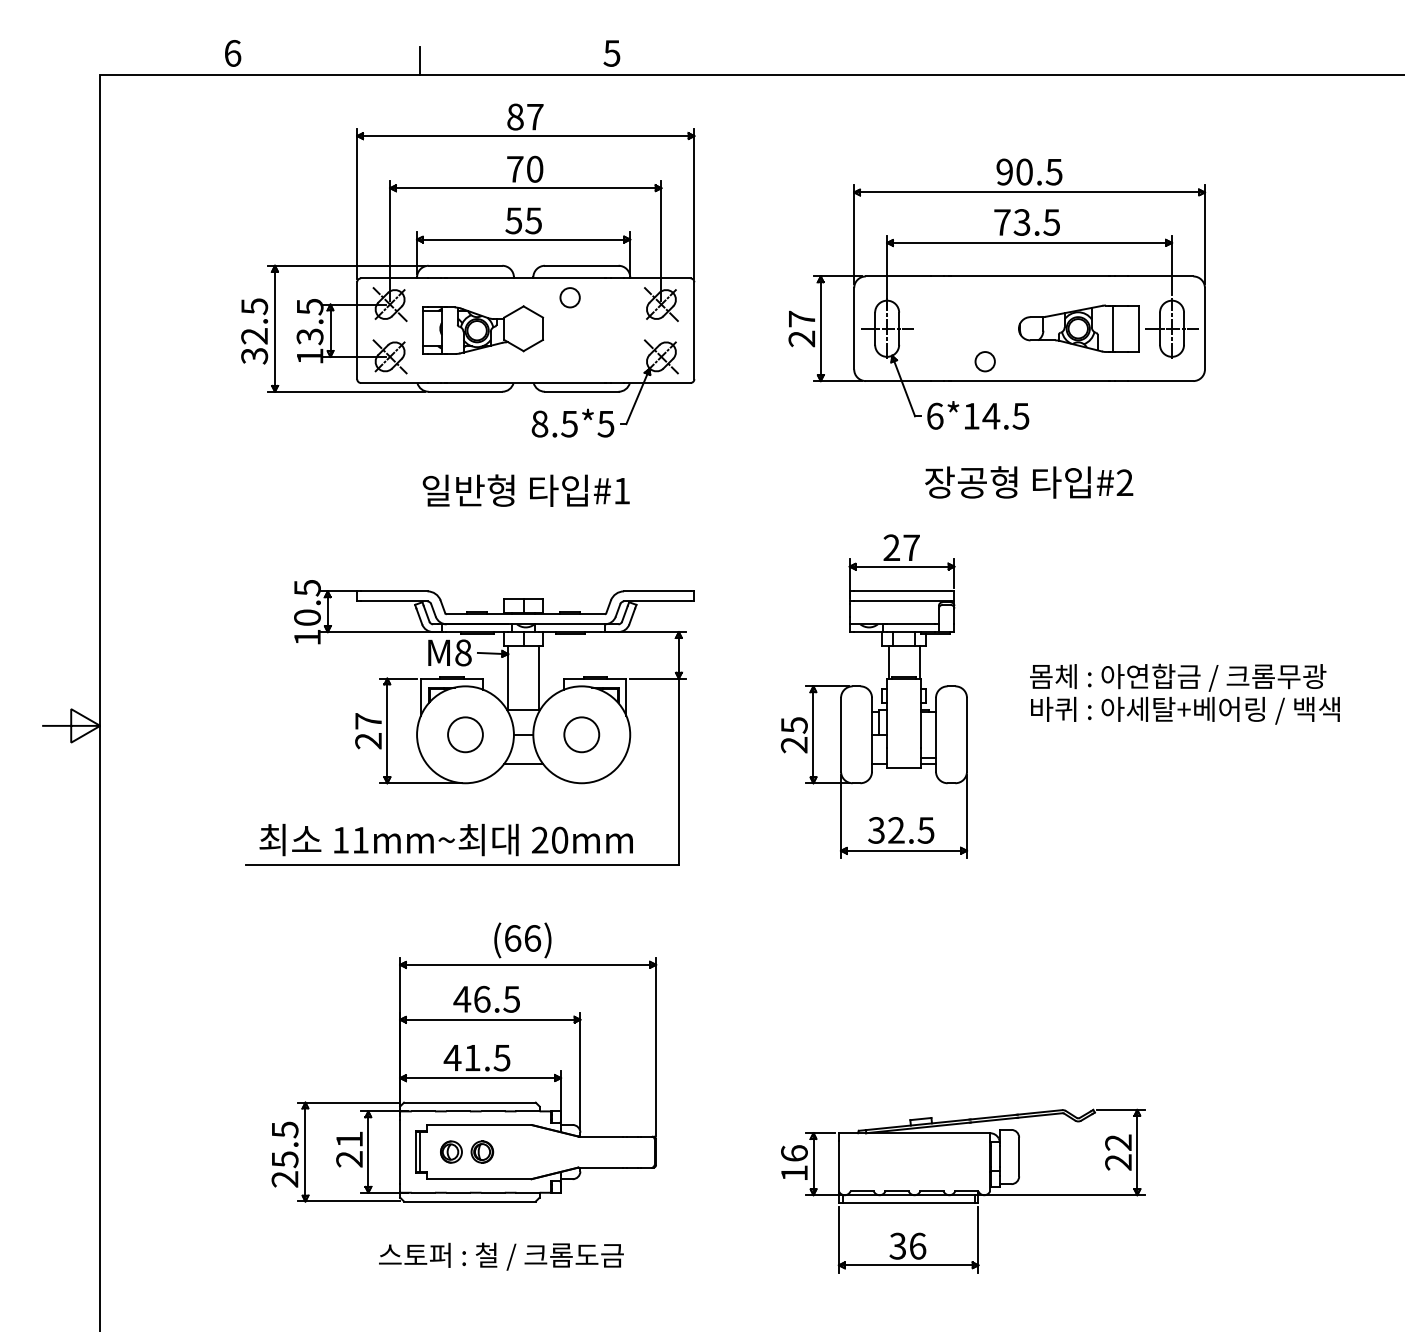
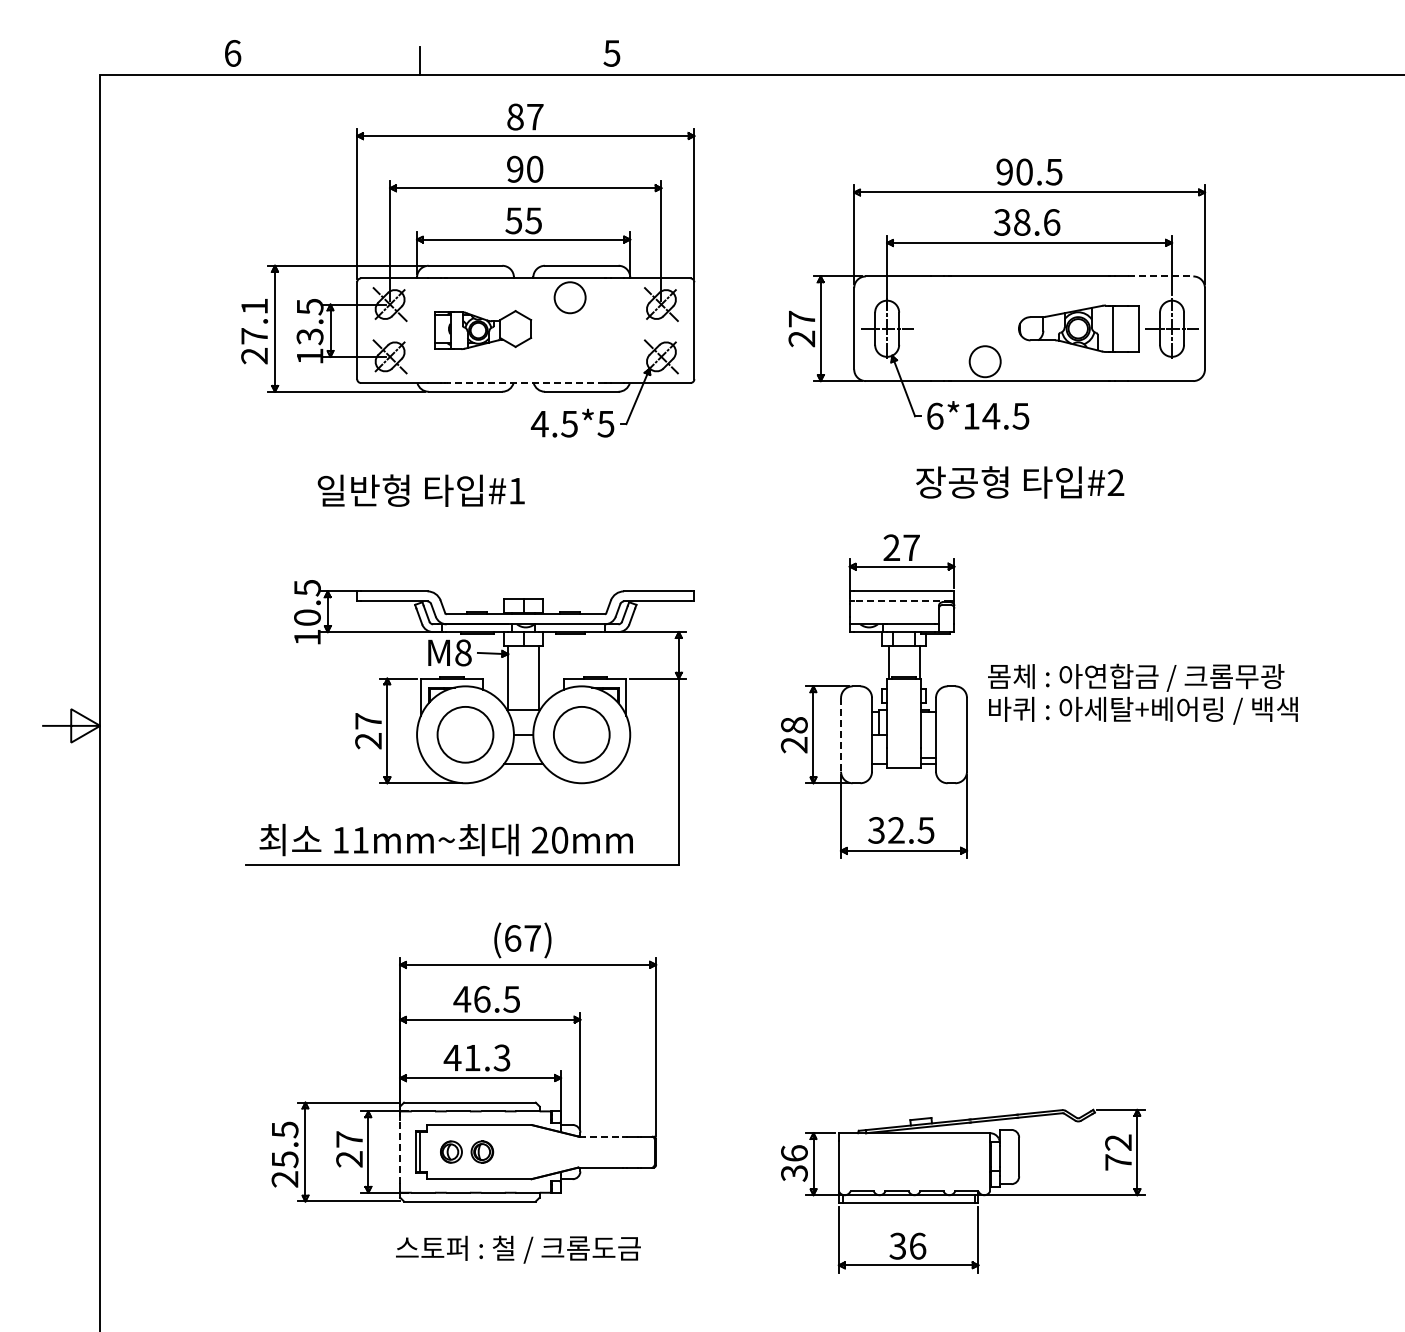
text: 70 -> 90 (515, 168)
text: 73.5 -> 38.6 (1026, 222)
line: solid -> dashed (1160, 276)
circle diameter: 19 px -> 31 px (569, 297)
part size: 123x50 px -> 99x40 px (483, 329)
text: 32.5 -> 27.1 (254, 331)
circle diameter: 19 px -> 31 px (984, 361)
line: solid -> dashed (525, 383)
text: 8.5*5 -> 4.5*5 (539, 423)
text position: (1029, 482) -> (1020, 482) (1020, 482)
text position: (525, 490) -> (420, 490) (420, 490)
line: solid -> dashed (901, 601)
text position: (1184, 693) -> (1142, 693) (1142, 693)
text: 25 -> 28 (794, 725)
circle diameter: 35 px -> 56 px (465, 734)
circle diameter: 35 px -> 56 px (581, 734)
line: solid -> dashed (841, 734)
text: (66) -> (67) (532, 938)
text: 41.5 -> 41.3 (501, 1057)
line: solid -> dashed (601, 1136)
text: 21 -> 27 (349, 1139)
line: solid -> dashed (400, 1151)
text: 22 -> 72 (1118, 1162)
text: 16 -> 36 (794, 1173)
text position: (501, 1256) -> (518, 1249) (518, 1249)
